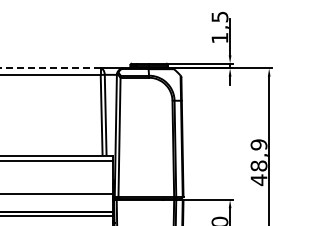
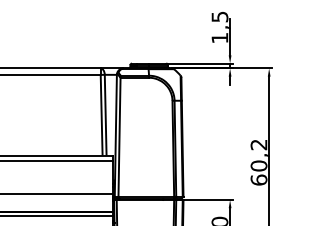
line: dashed -> solid (49, 68)
text: 48,9 -> 60,2 (258, 162)
